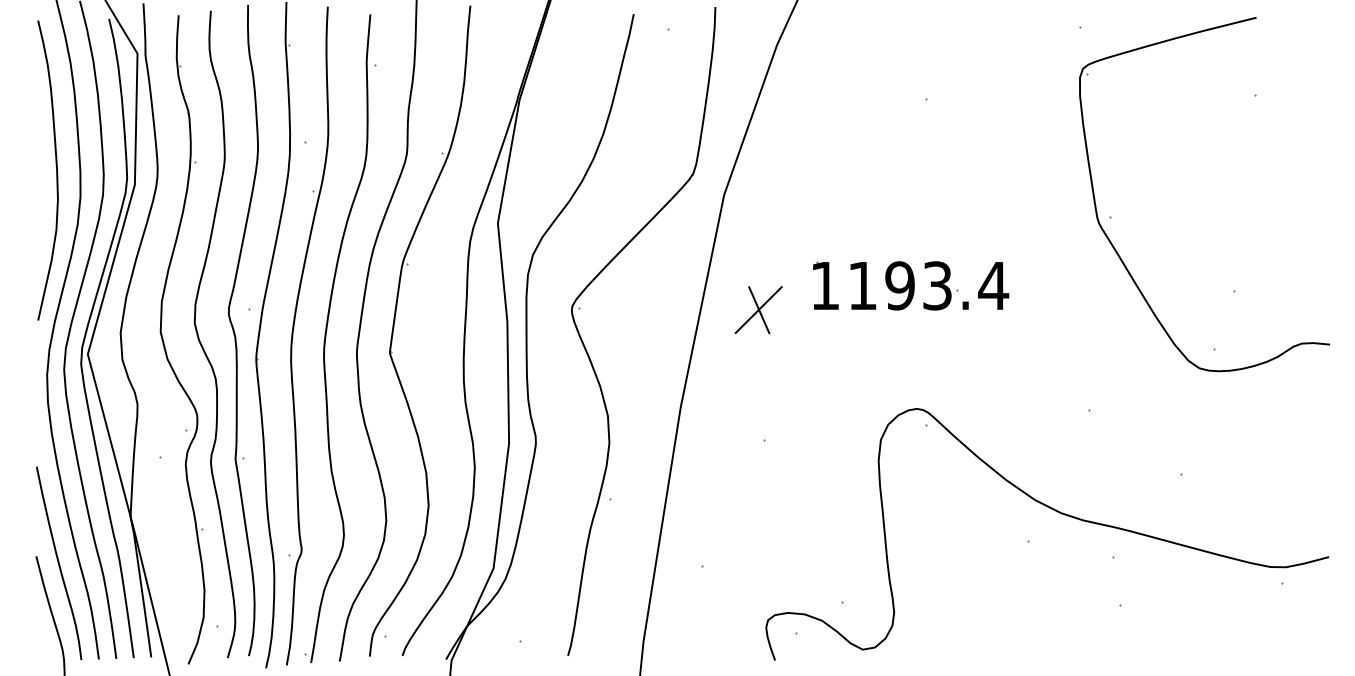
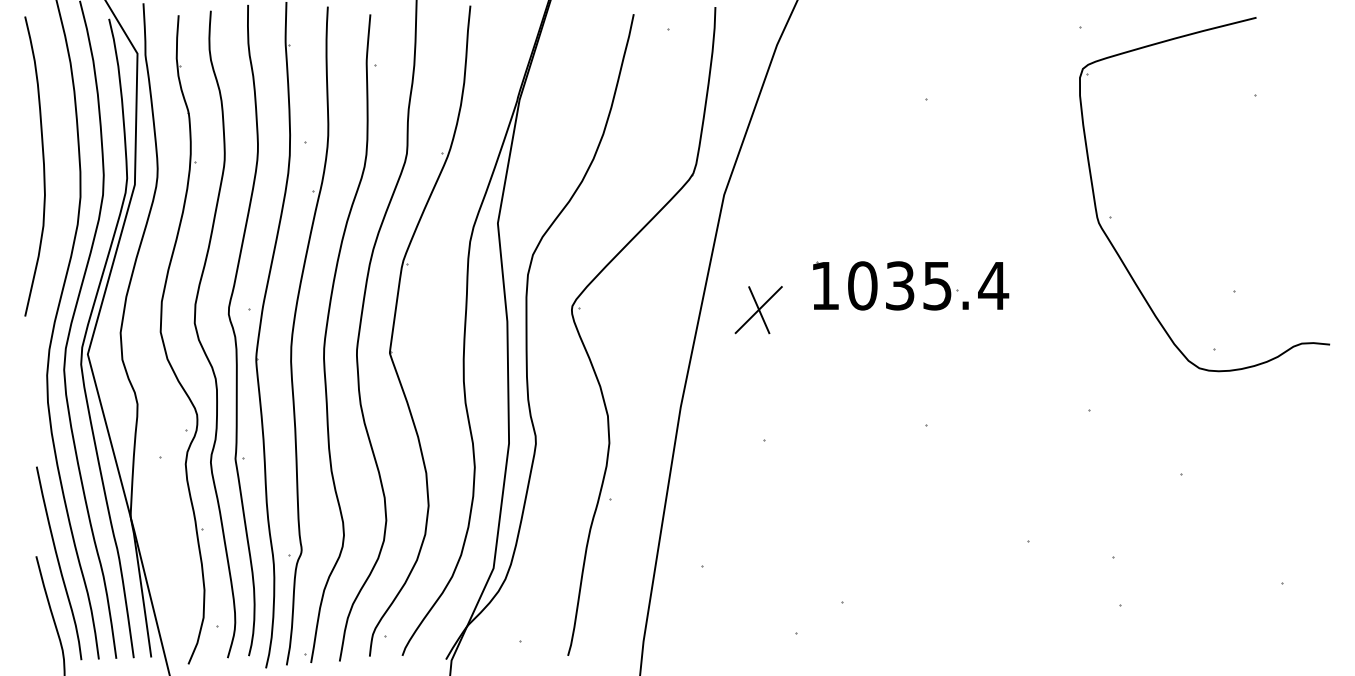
curve position: (56, 170) -> (43, 166) (43, 166)
text: 1193.4 -> 1035.4 (899, 285)
curve: present -> none (1057, 512)
